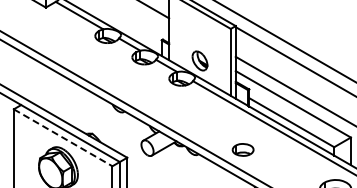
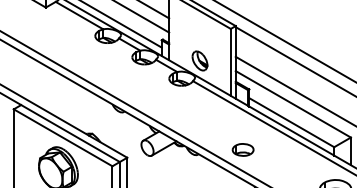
line: none -> present (142, 17)
line: none -> present (122, 24)
line: dashed -> solid (63, 137)
